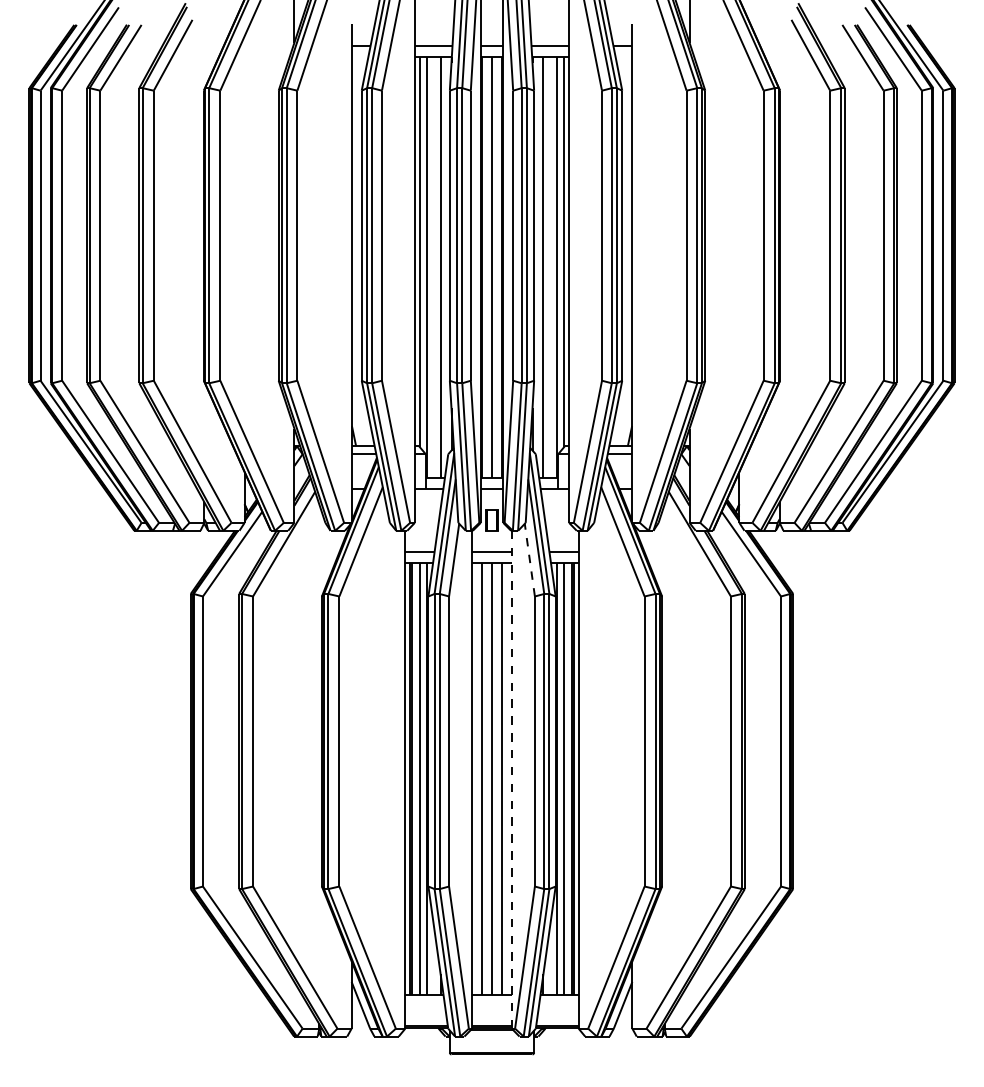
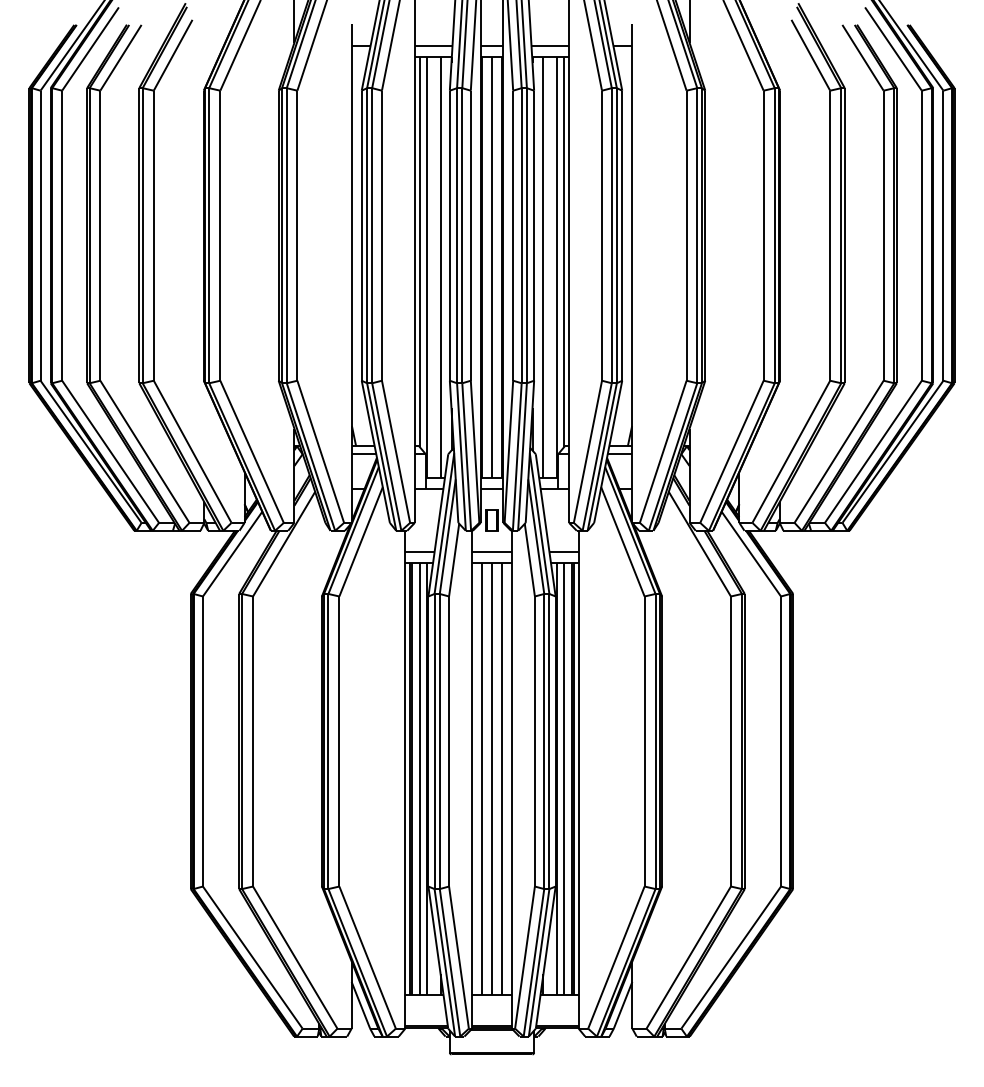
line: dashed -> solid (529, 560)
line: dashed -> solid (511, 779)
